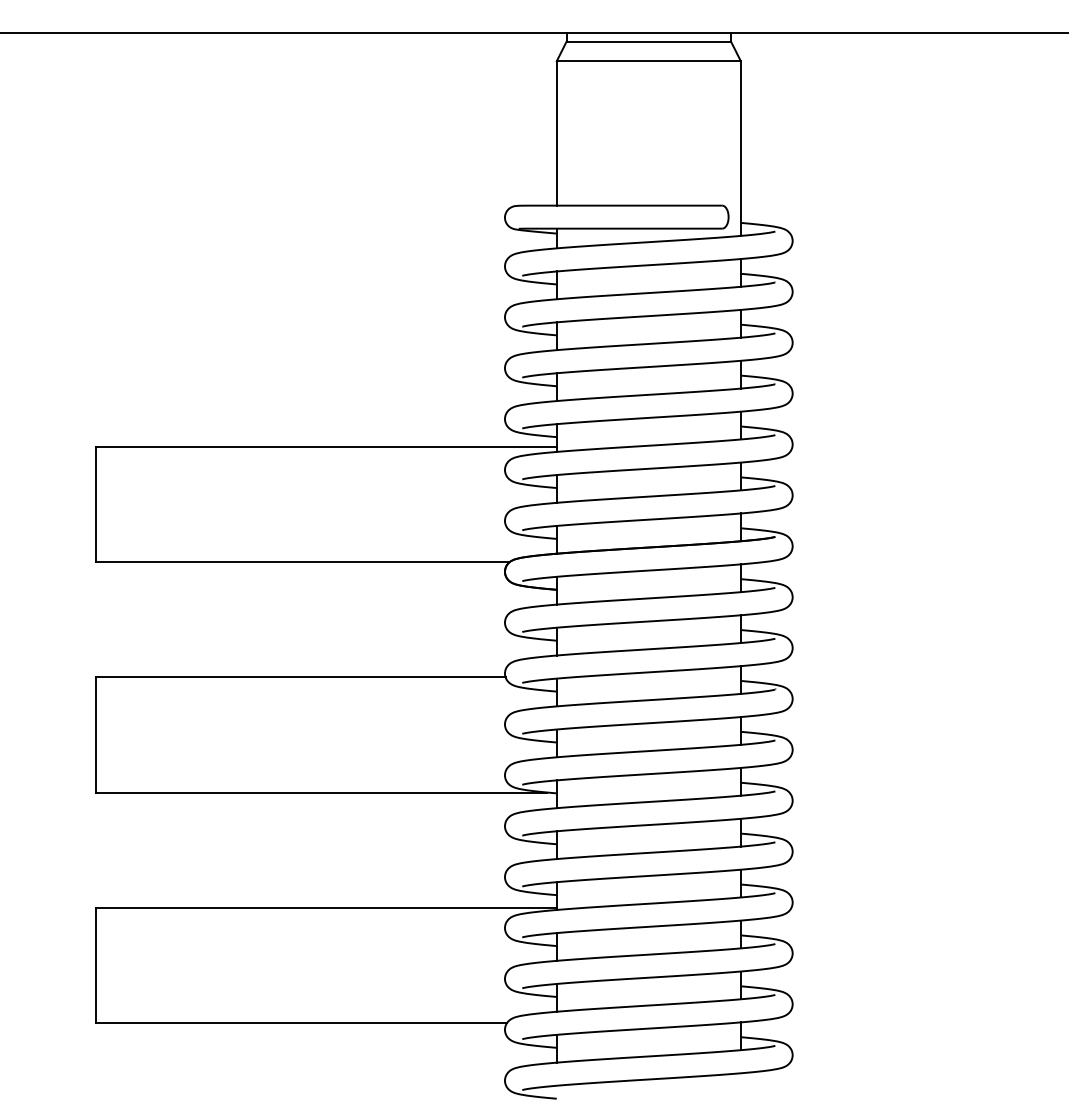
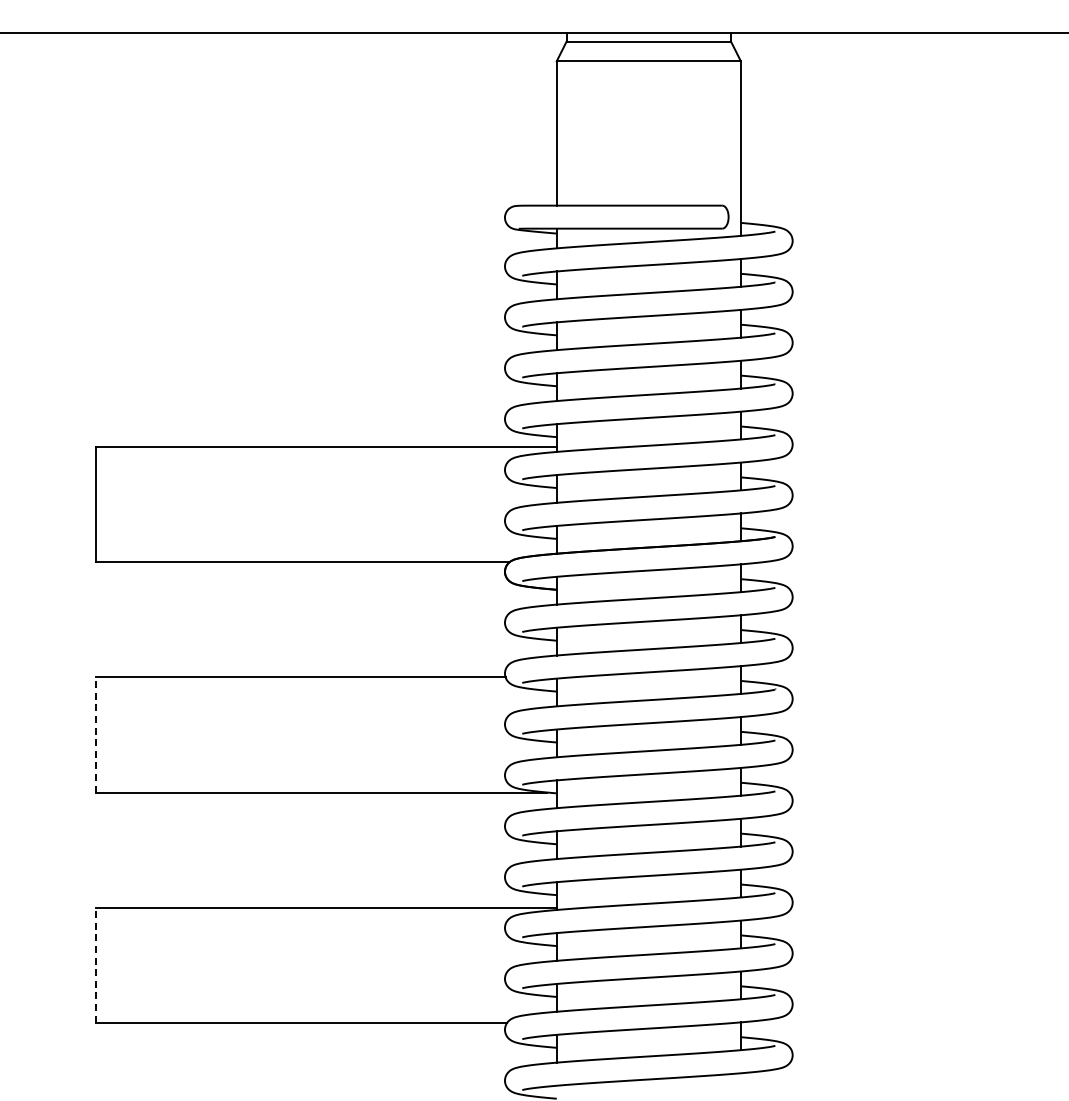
line: solid -> dashed (96, 735)
line: solid -> dashed (96, 965)
